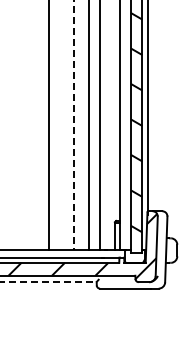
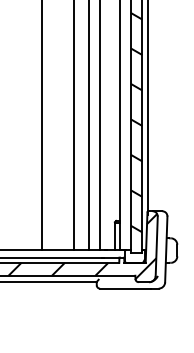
line position: (48, 125) -> (41, 125) (41, 125)
line: dashed -> solid (74, 125)
line: dashed -> solid (48, 282)
